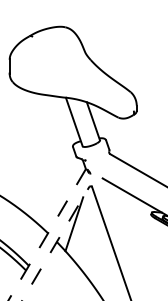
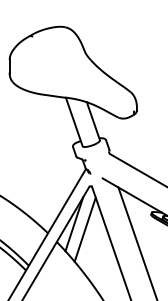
line: none -> present (84, 229)
line: dashed -> solid (46, 235)
line: none -> present (137, 242)
line: dashed -> solid (56, 243)
